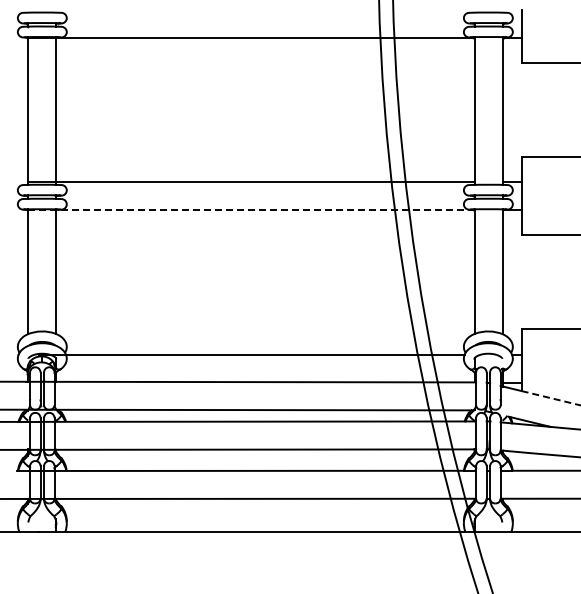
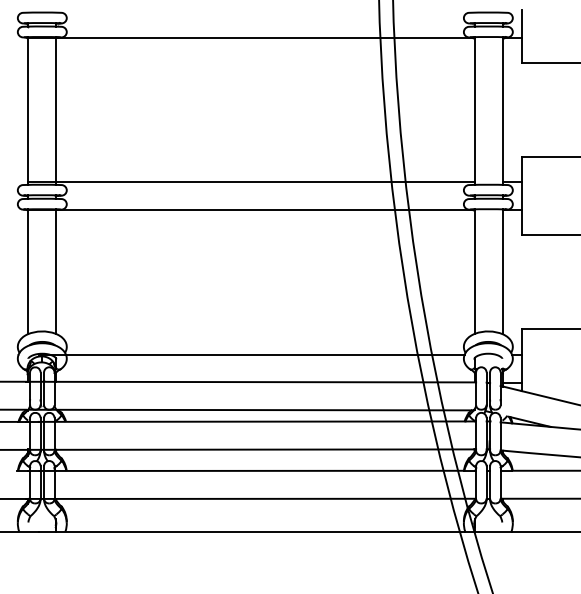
line: dashed -> solid (251, 210)
line: dashed -> solid (551, 398)
